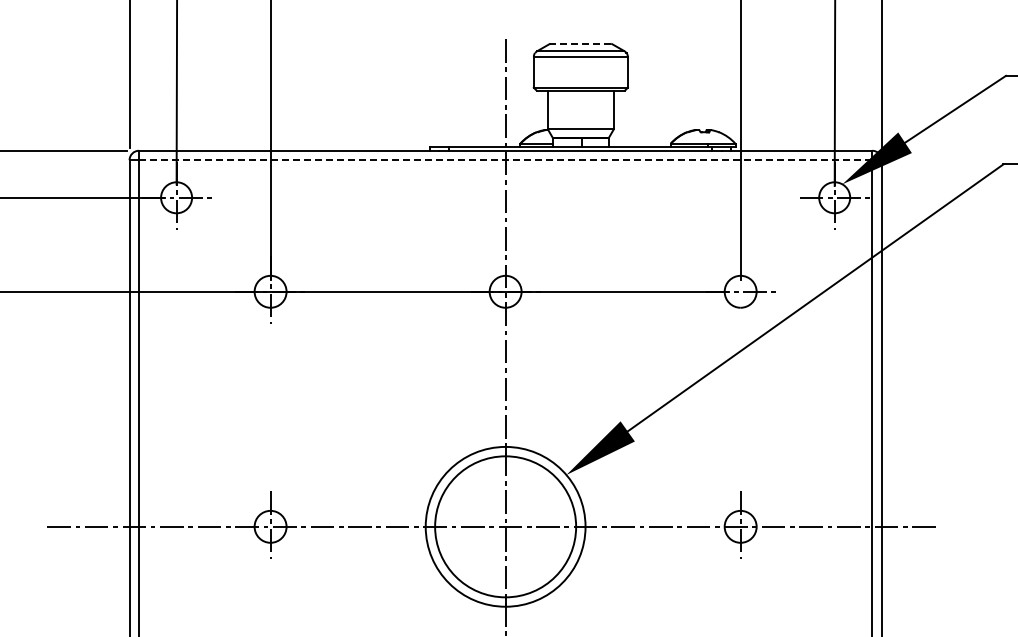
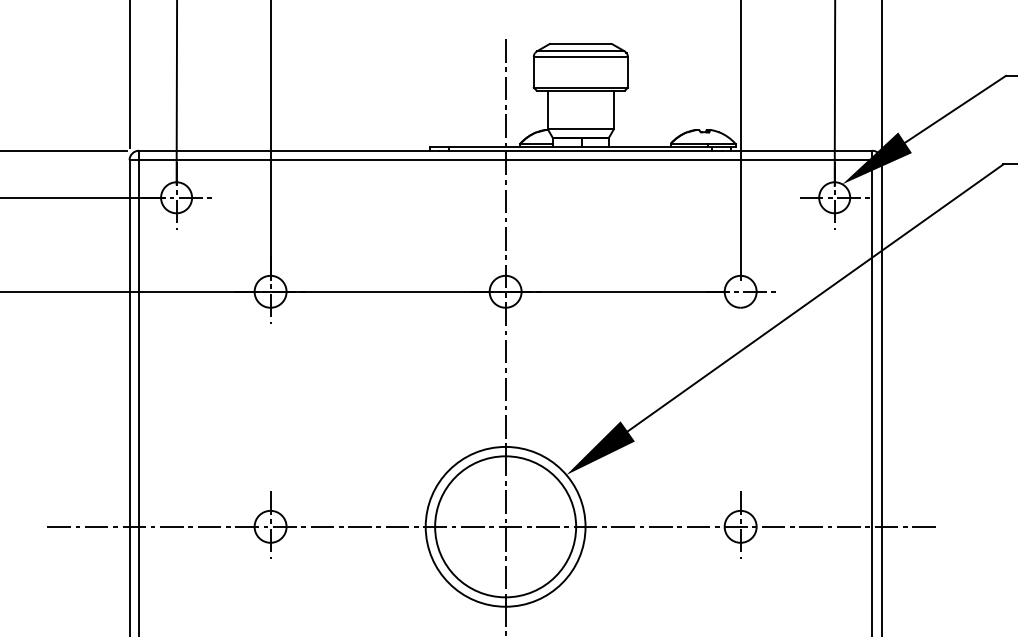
line: dashed -> solid (580, 43)
line: dashed -> solid (505, 160)
